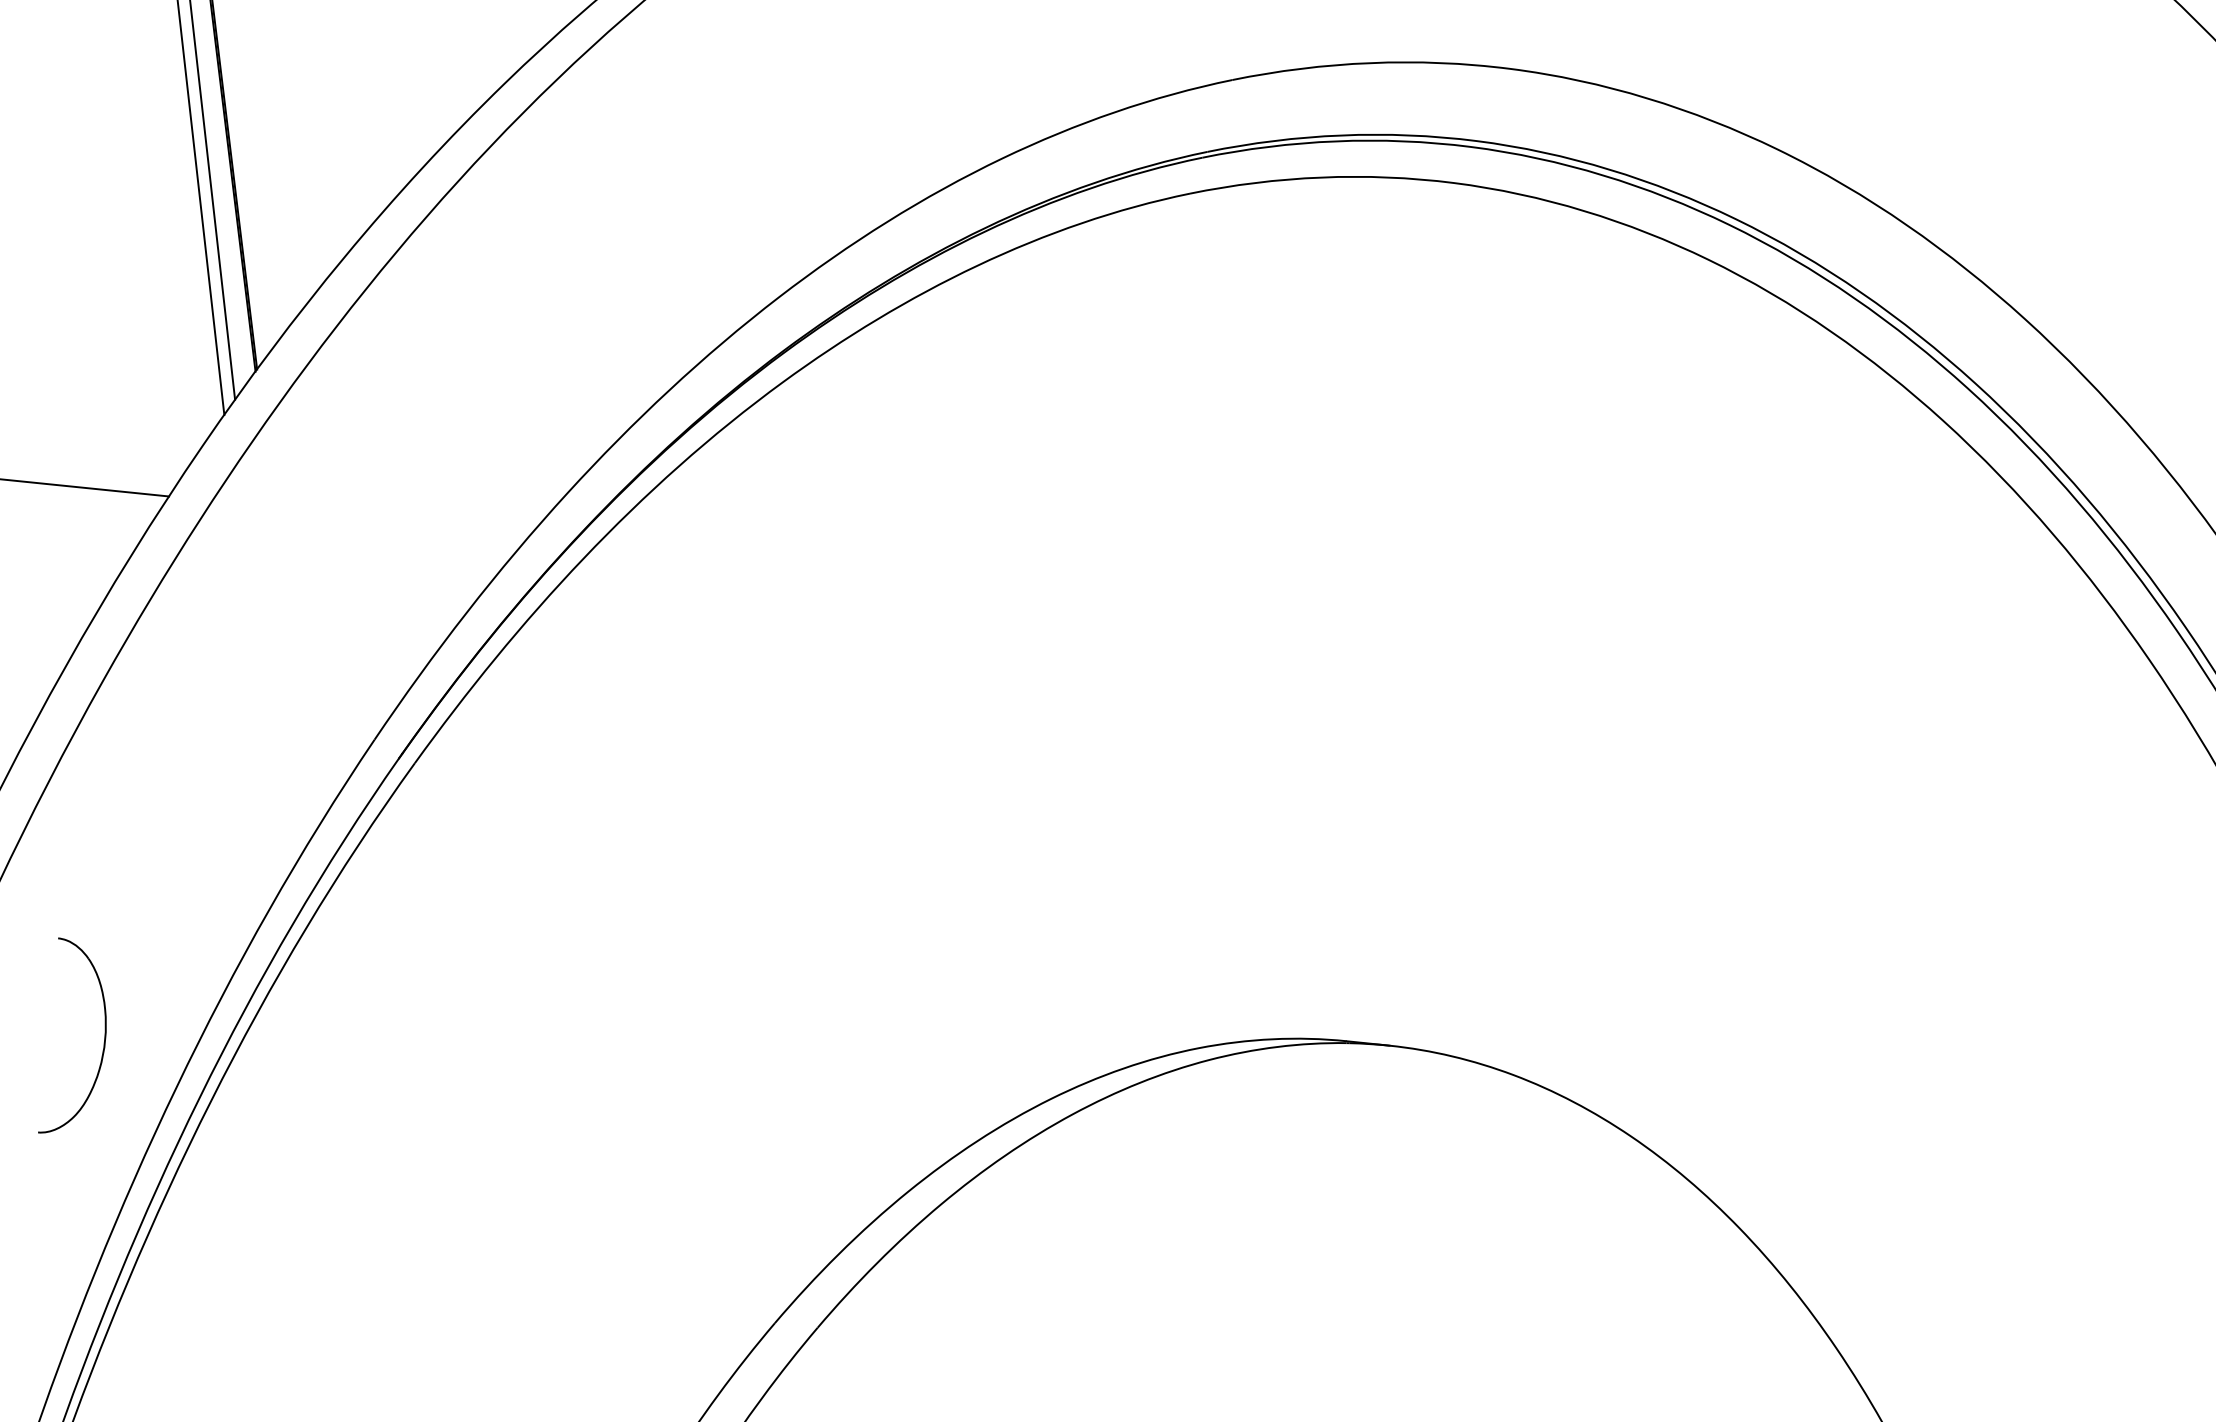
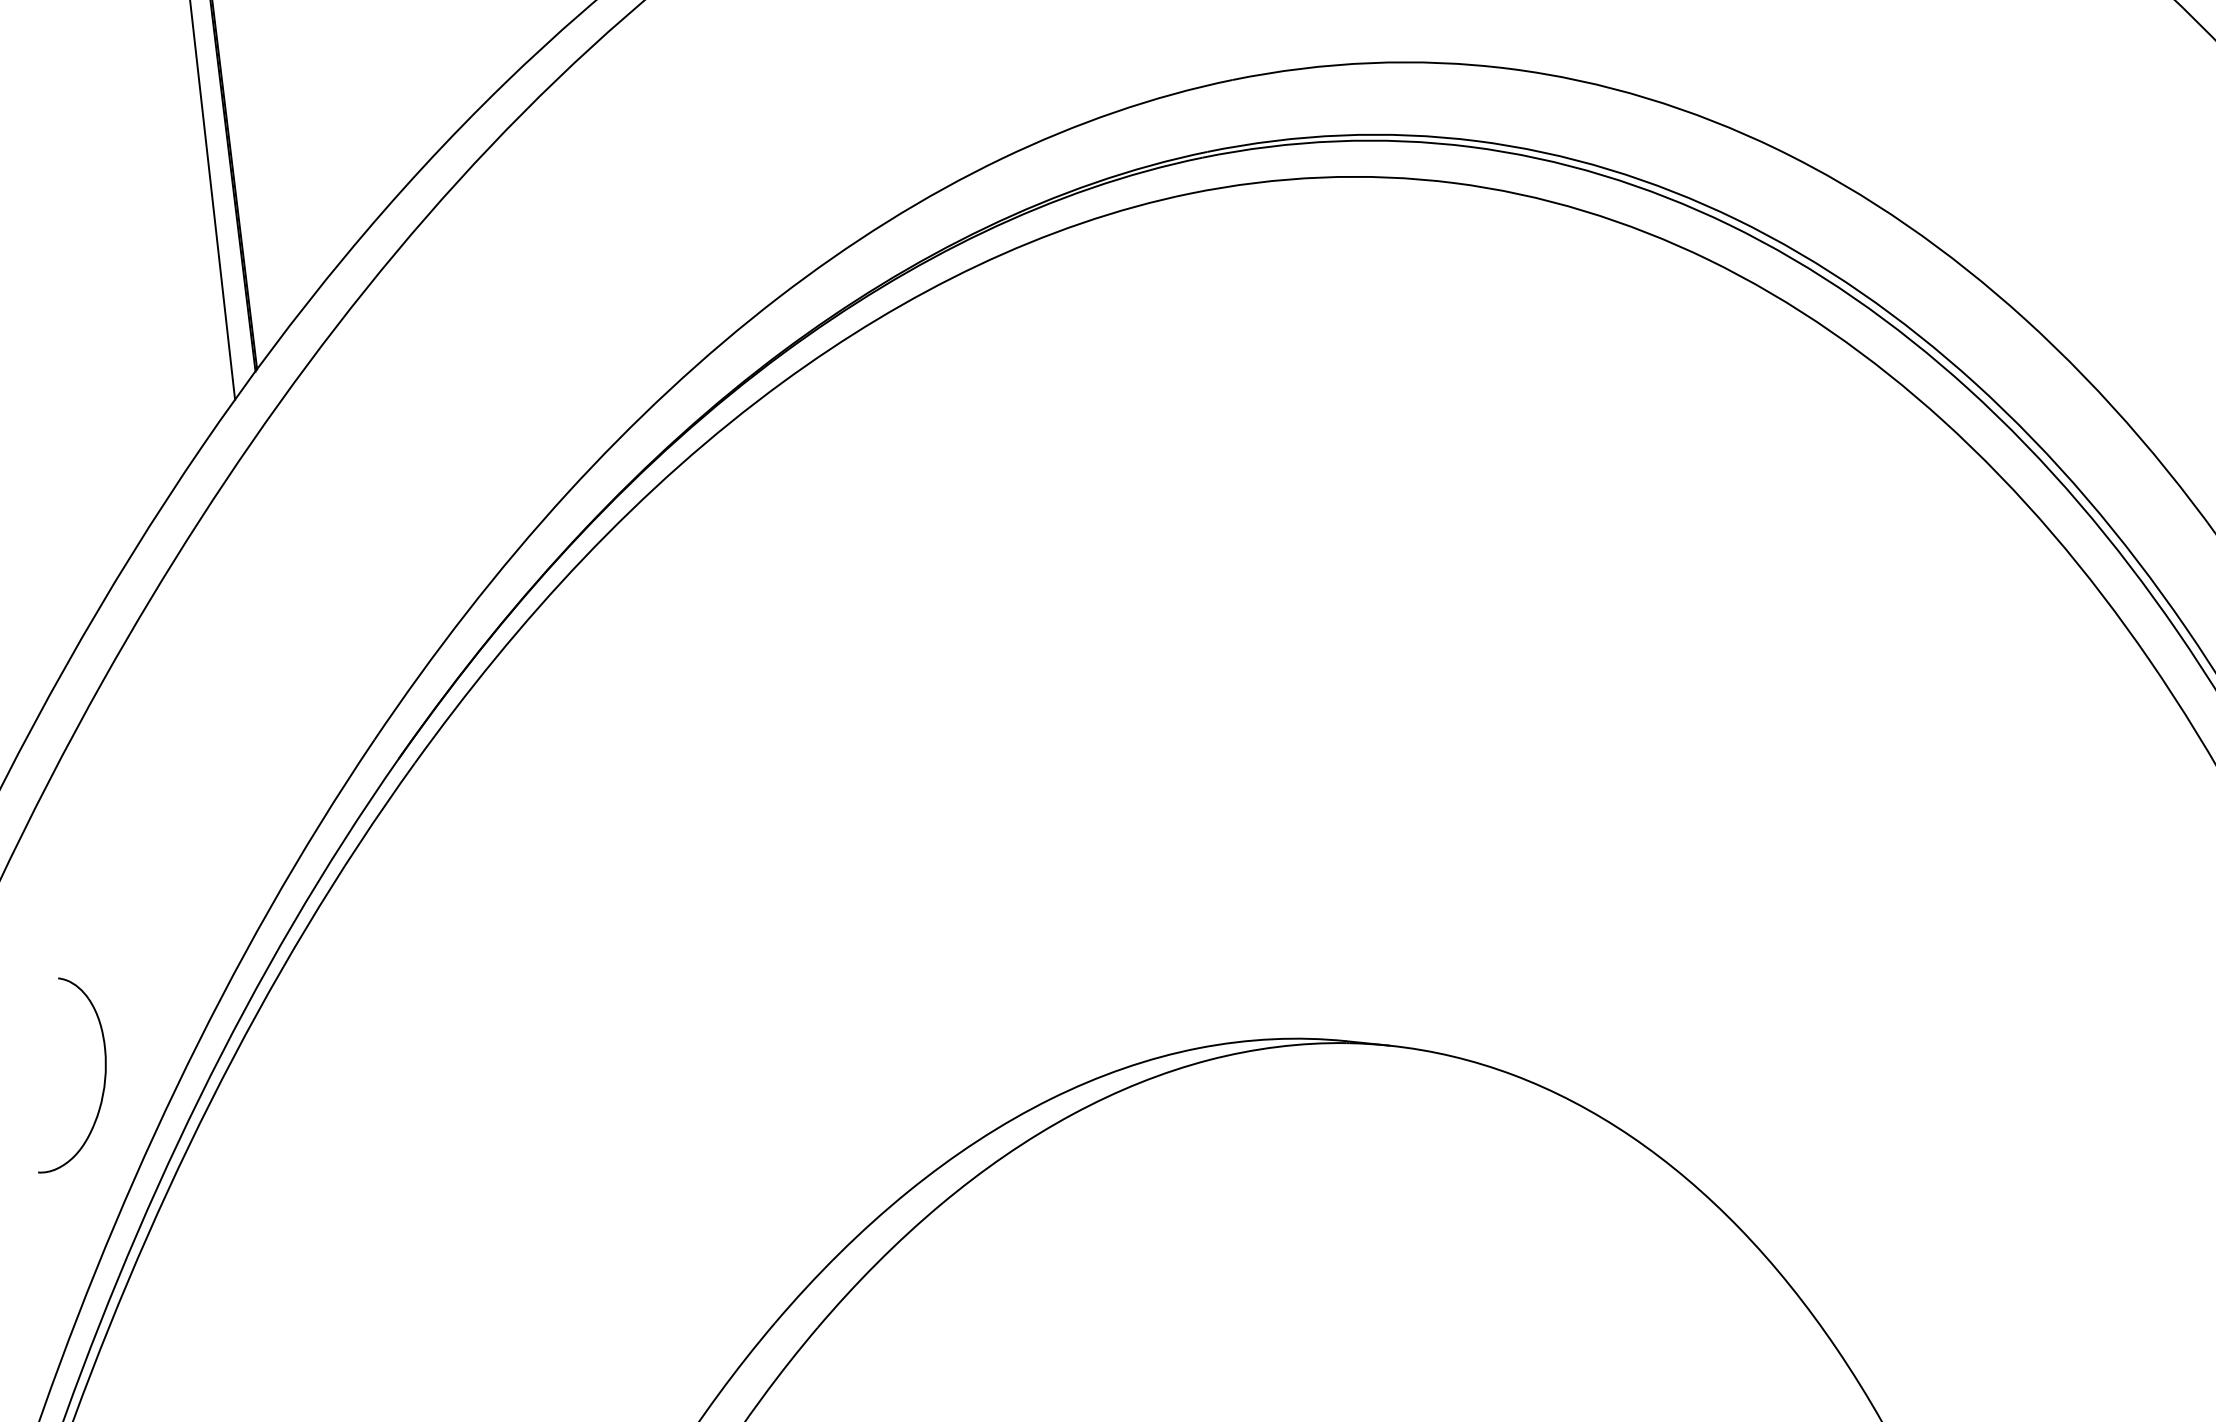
line: present -> none (200, 208)
line: present -> none (85, 487)
part position: (103, 1042) -> (103, 1082) (103, 1082)
